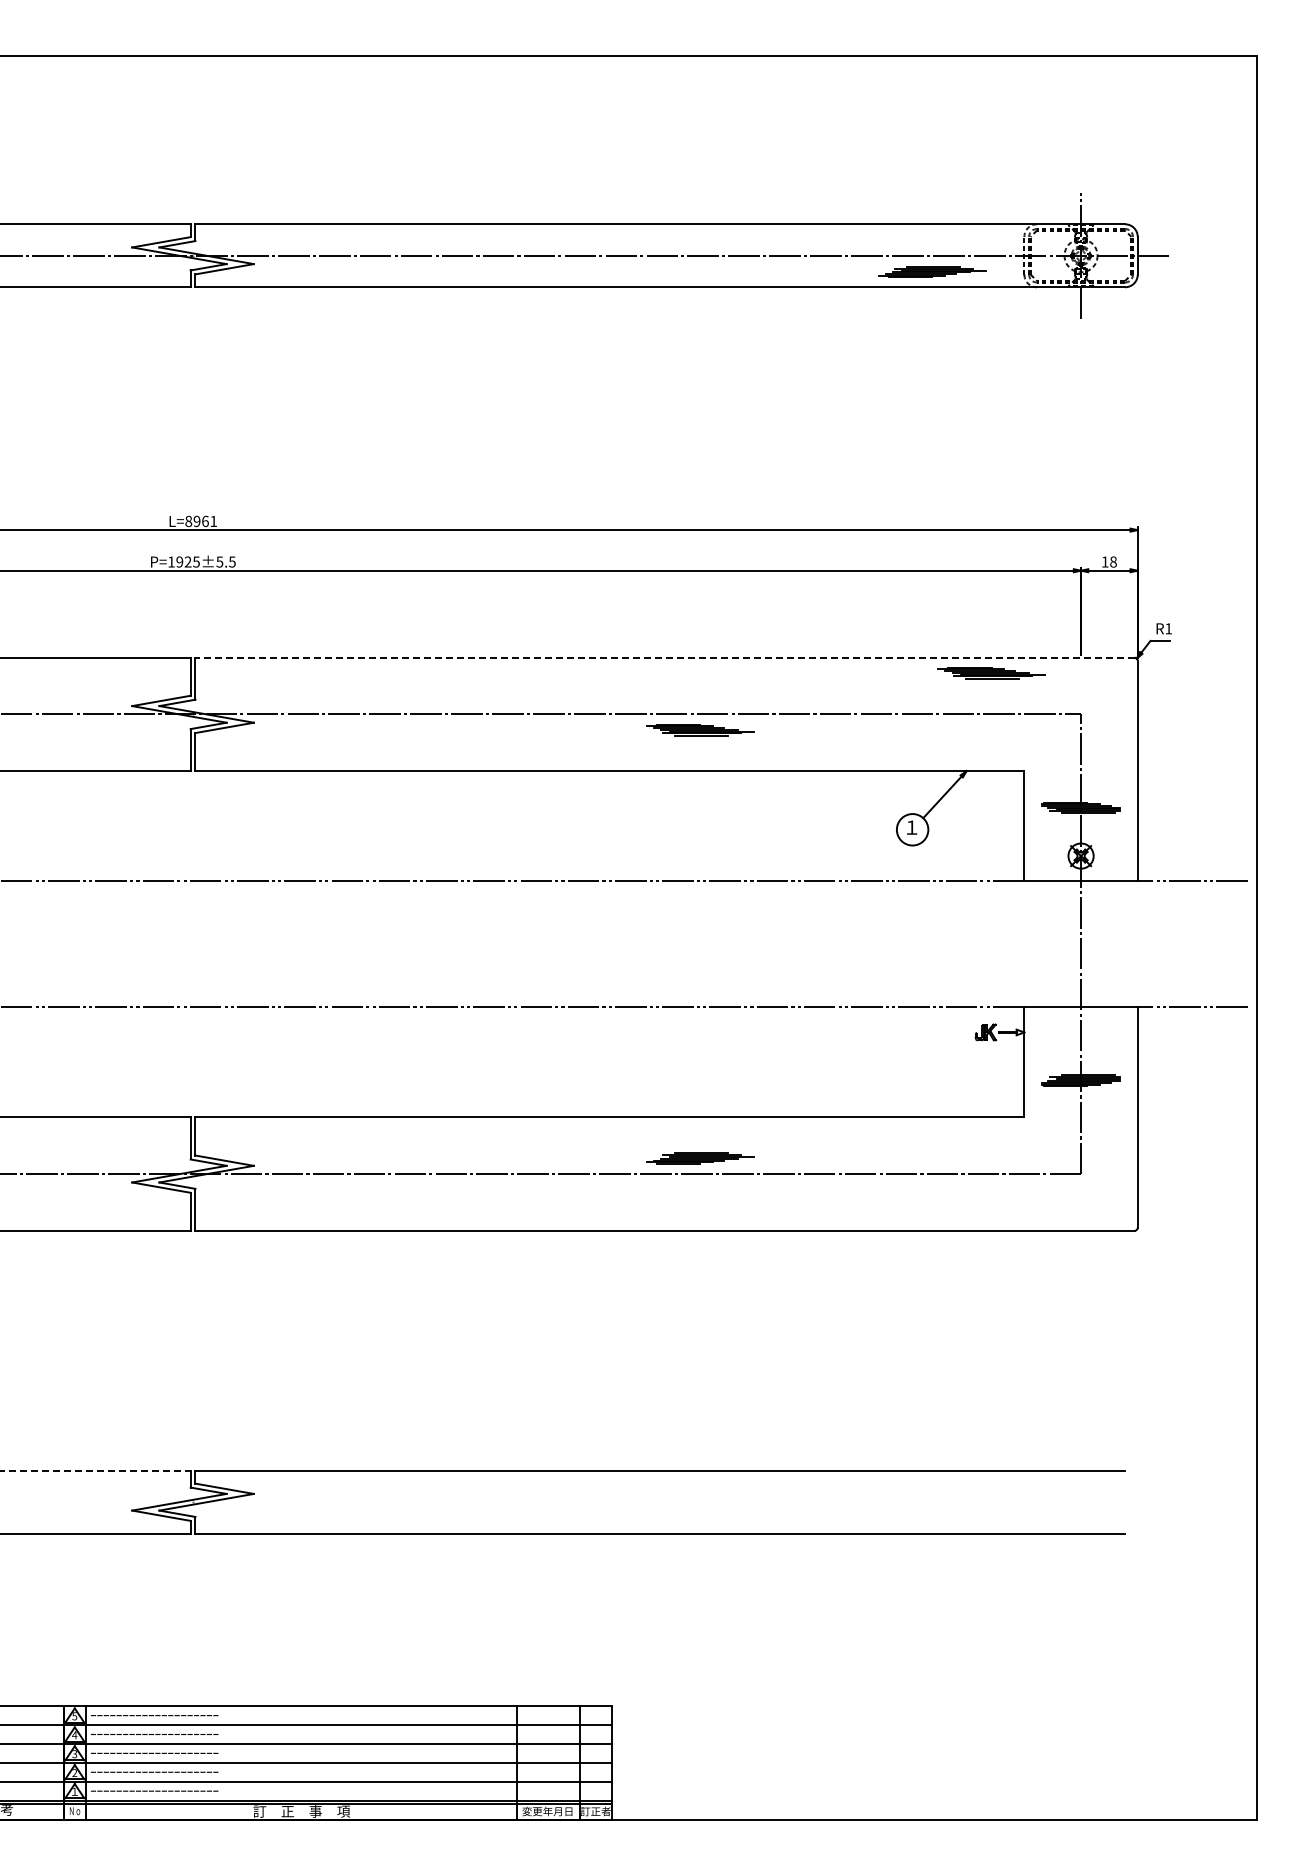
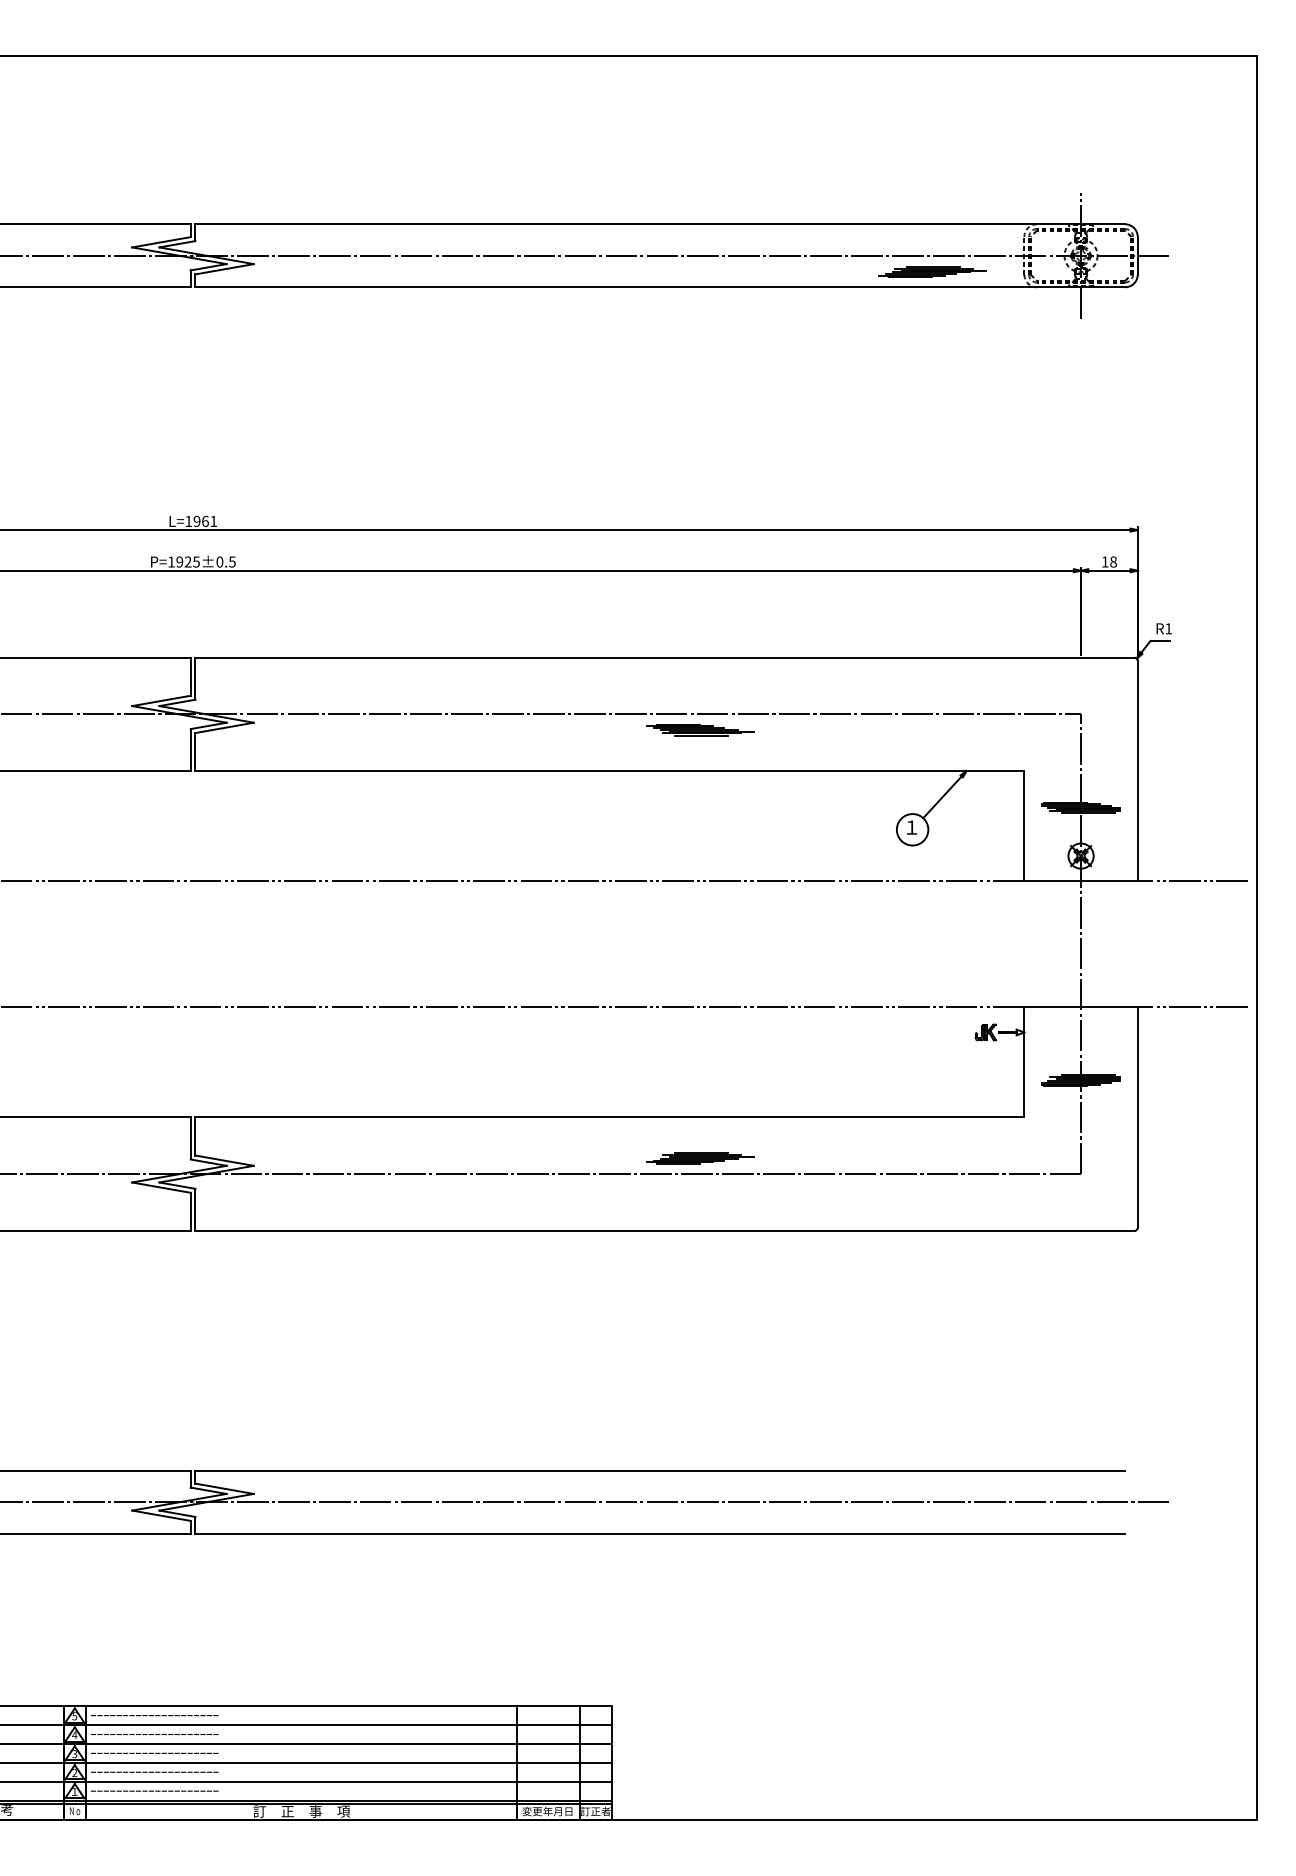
text: L=8961 -> L=1961 (188, 521)
text: P=1925±5.5 -> P=1925±0.5 (219, 561)
line: dashed -> solid (665, 657)
part: present -> none (991, 673)
line: dashed -> solid (95, 1470)
line: none -> present (585, 1502)
